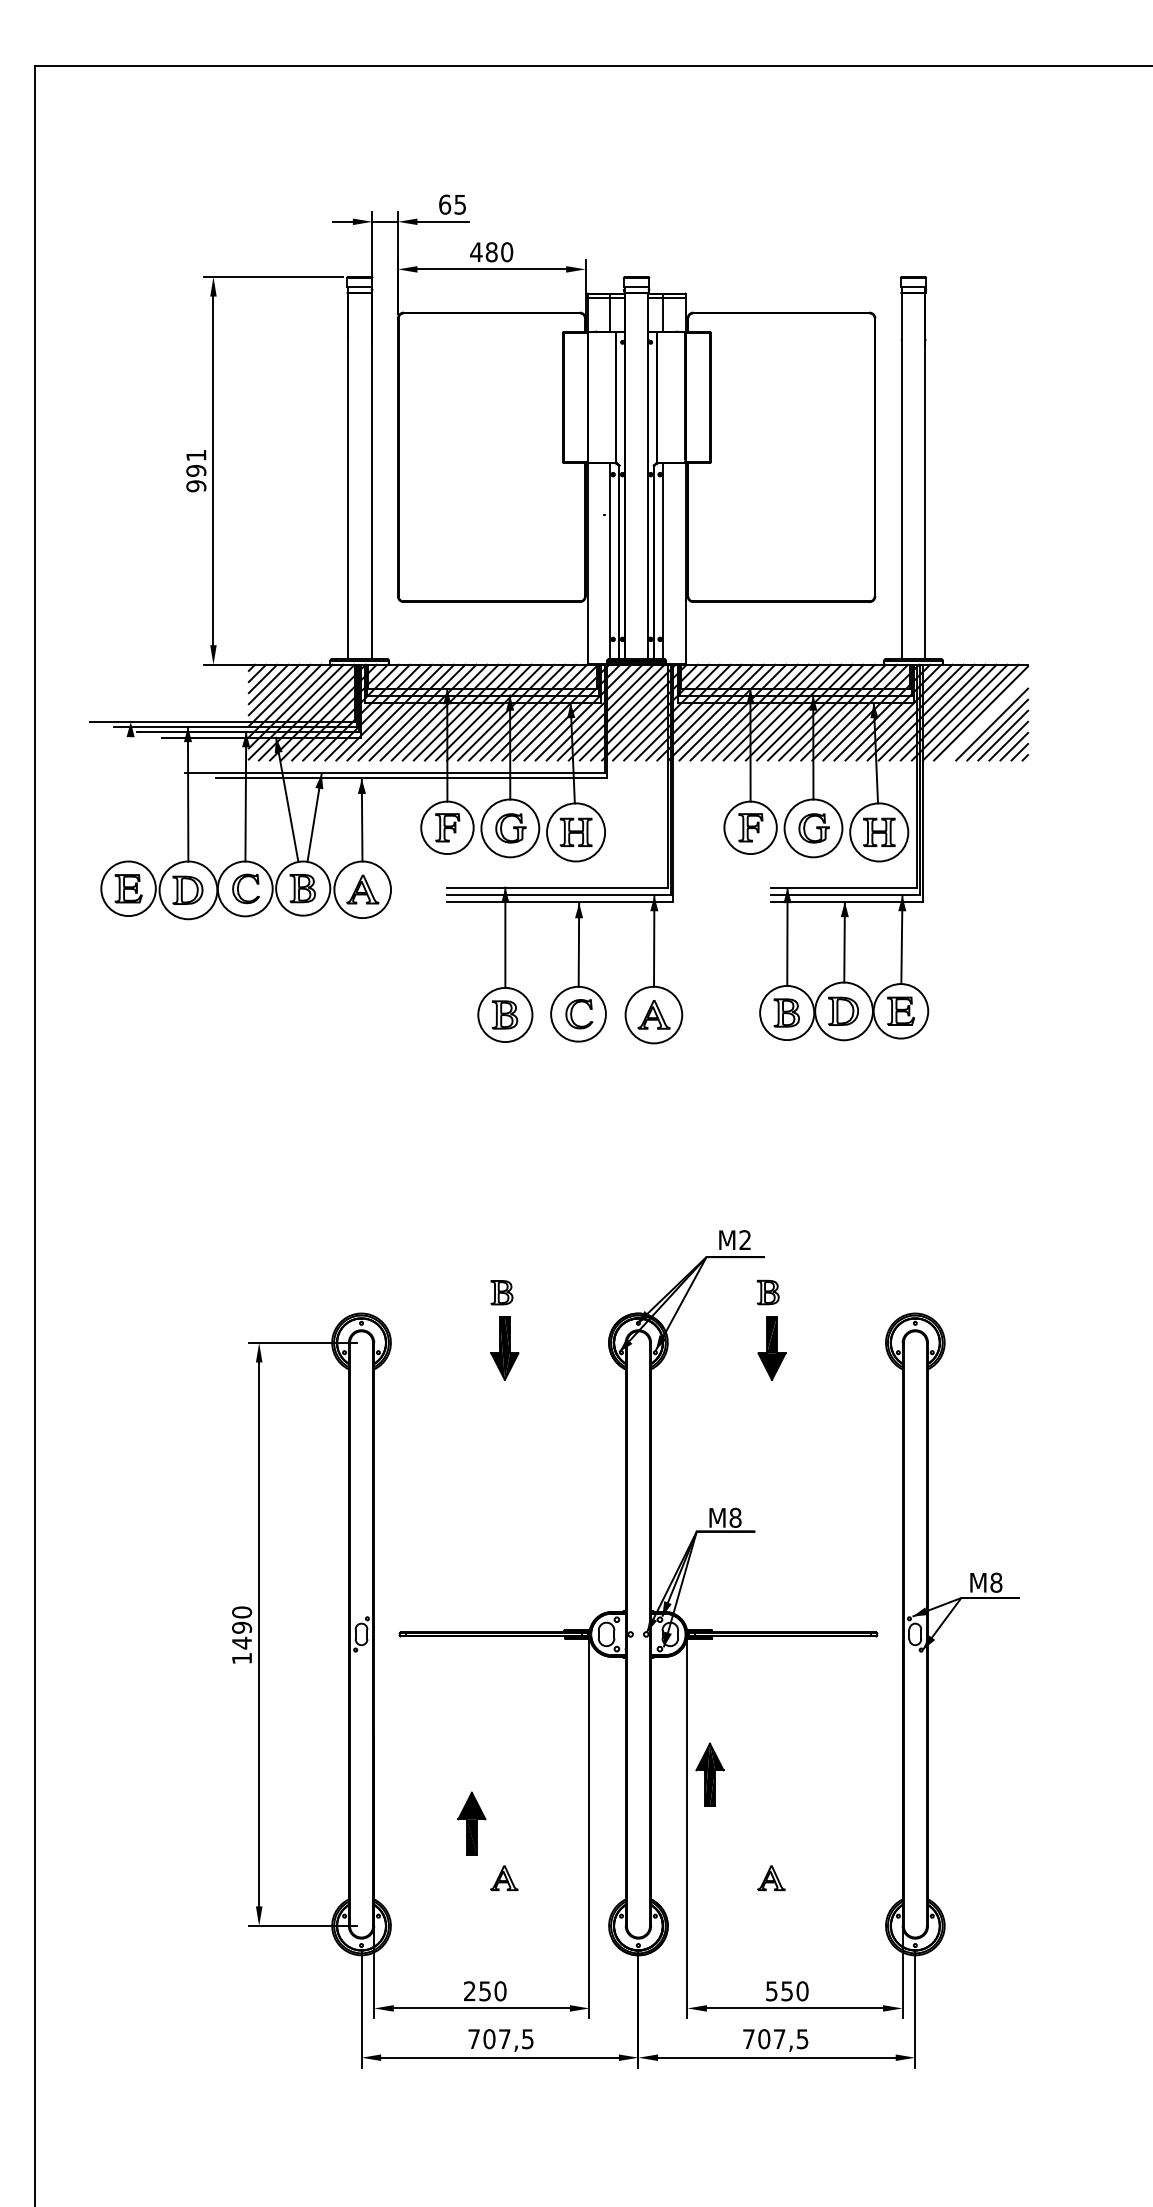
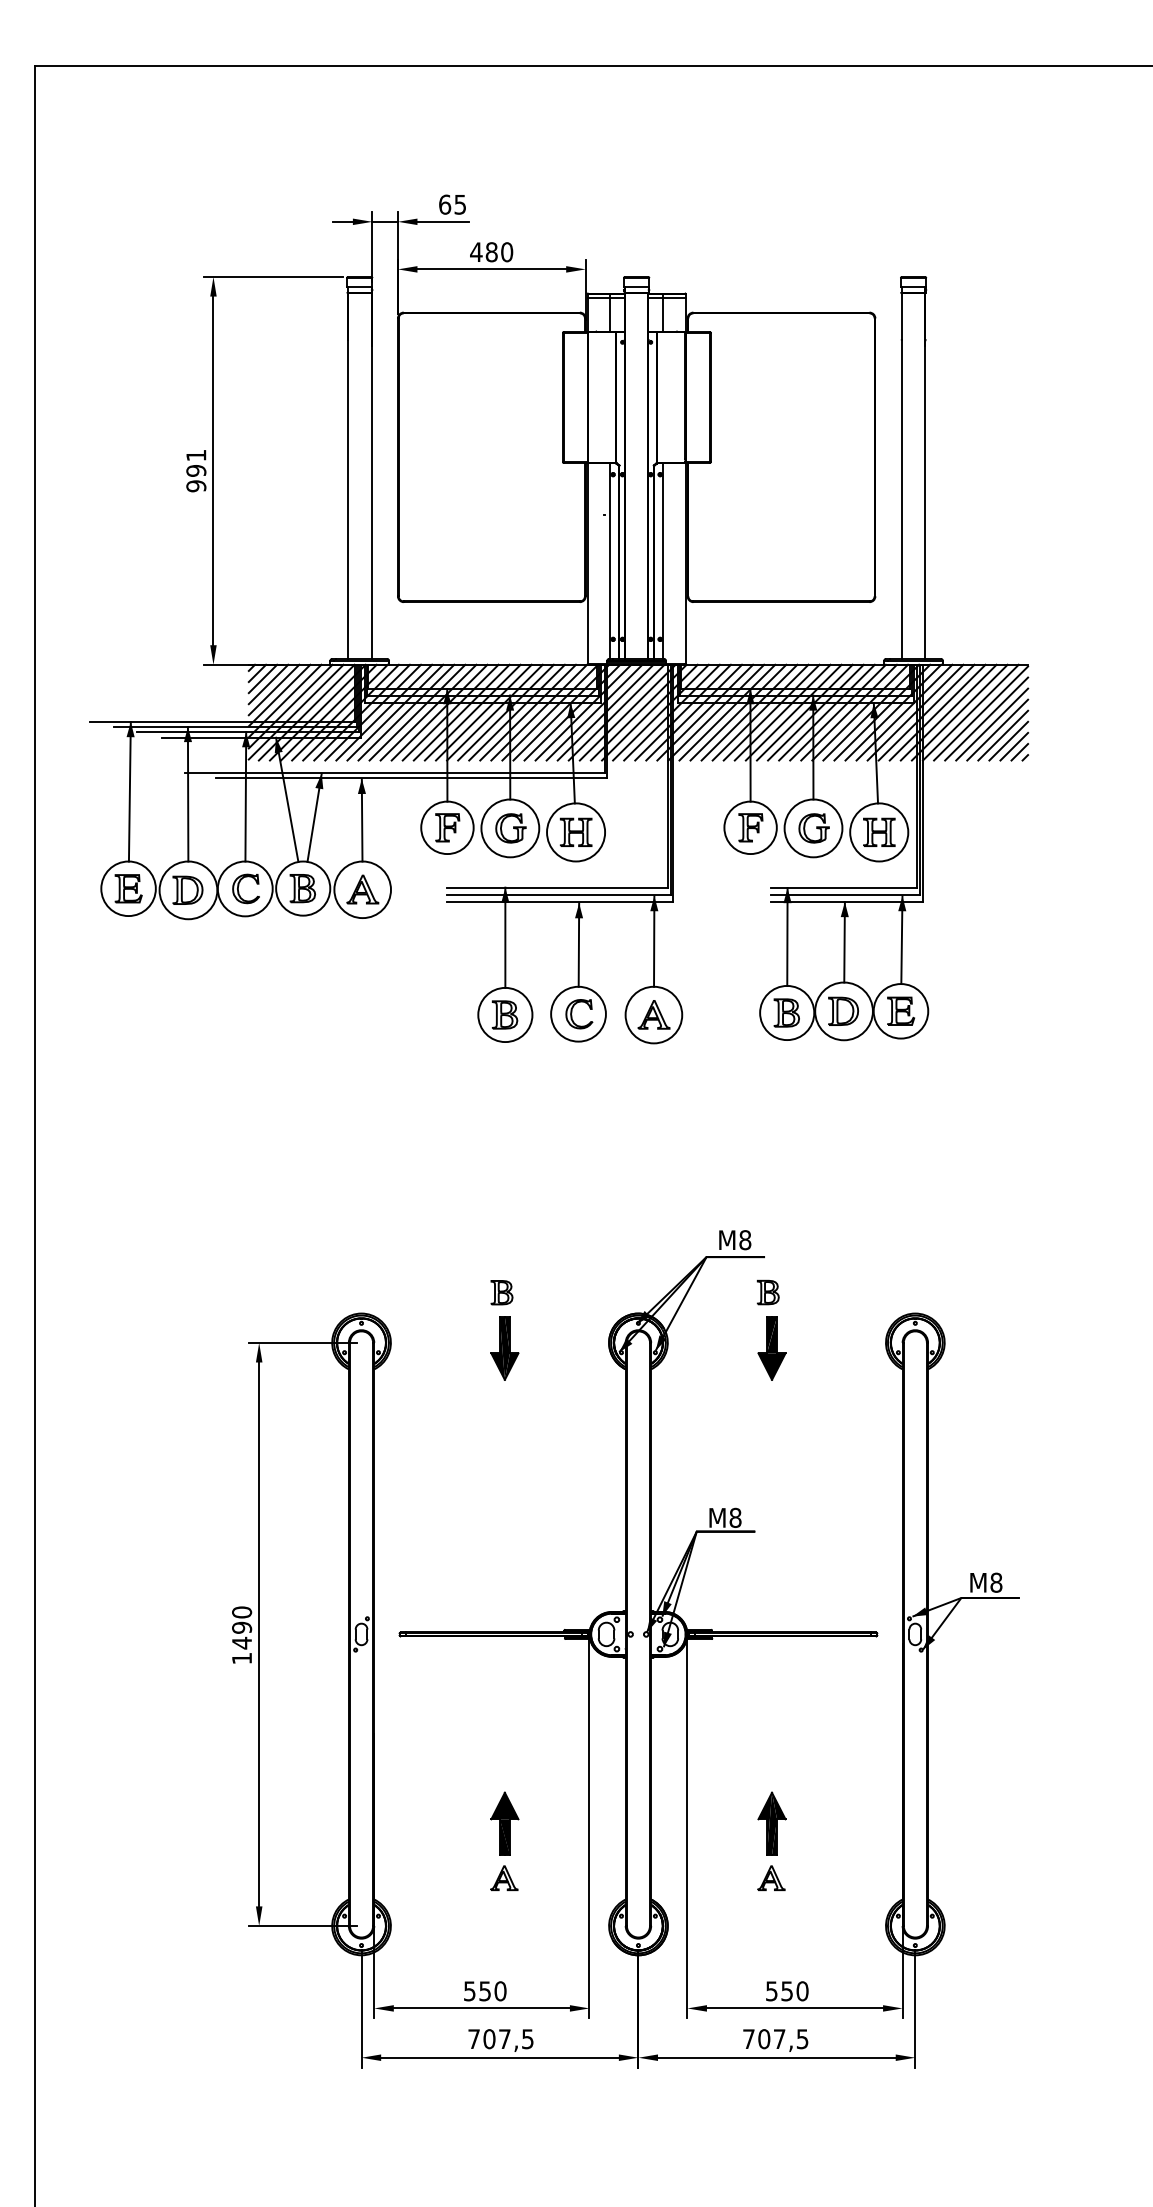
line: none -> present (986, 718)
line: none -> present (129, 791)
text: M2 -> M8 (745, 1240)
part position: (709, 1774) -> (771, 1823) (771, 1823)
part position: (471, 1823) -> (504, 1823) (504, 1823)
text: 250 -> 550 (469, 1991)
